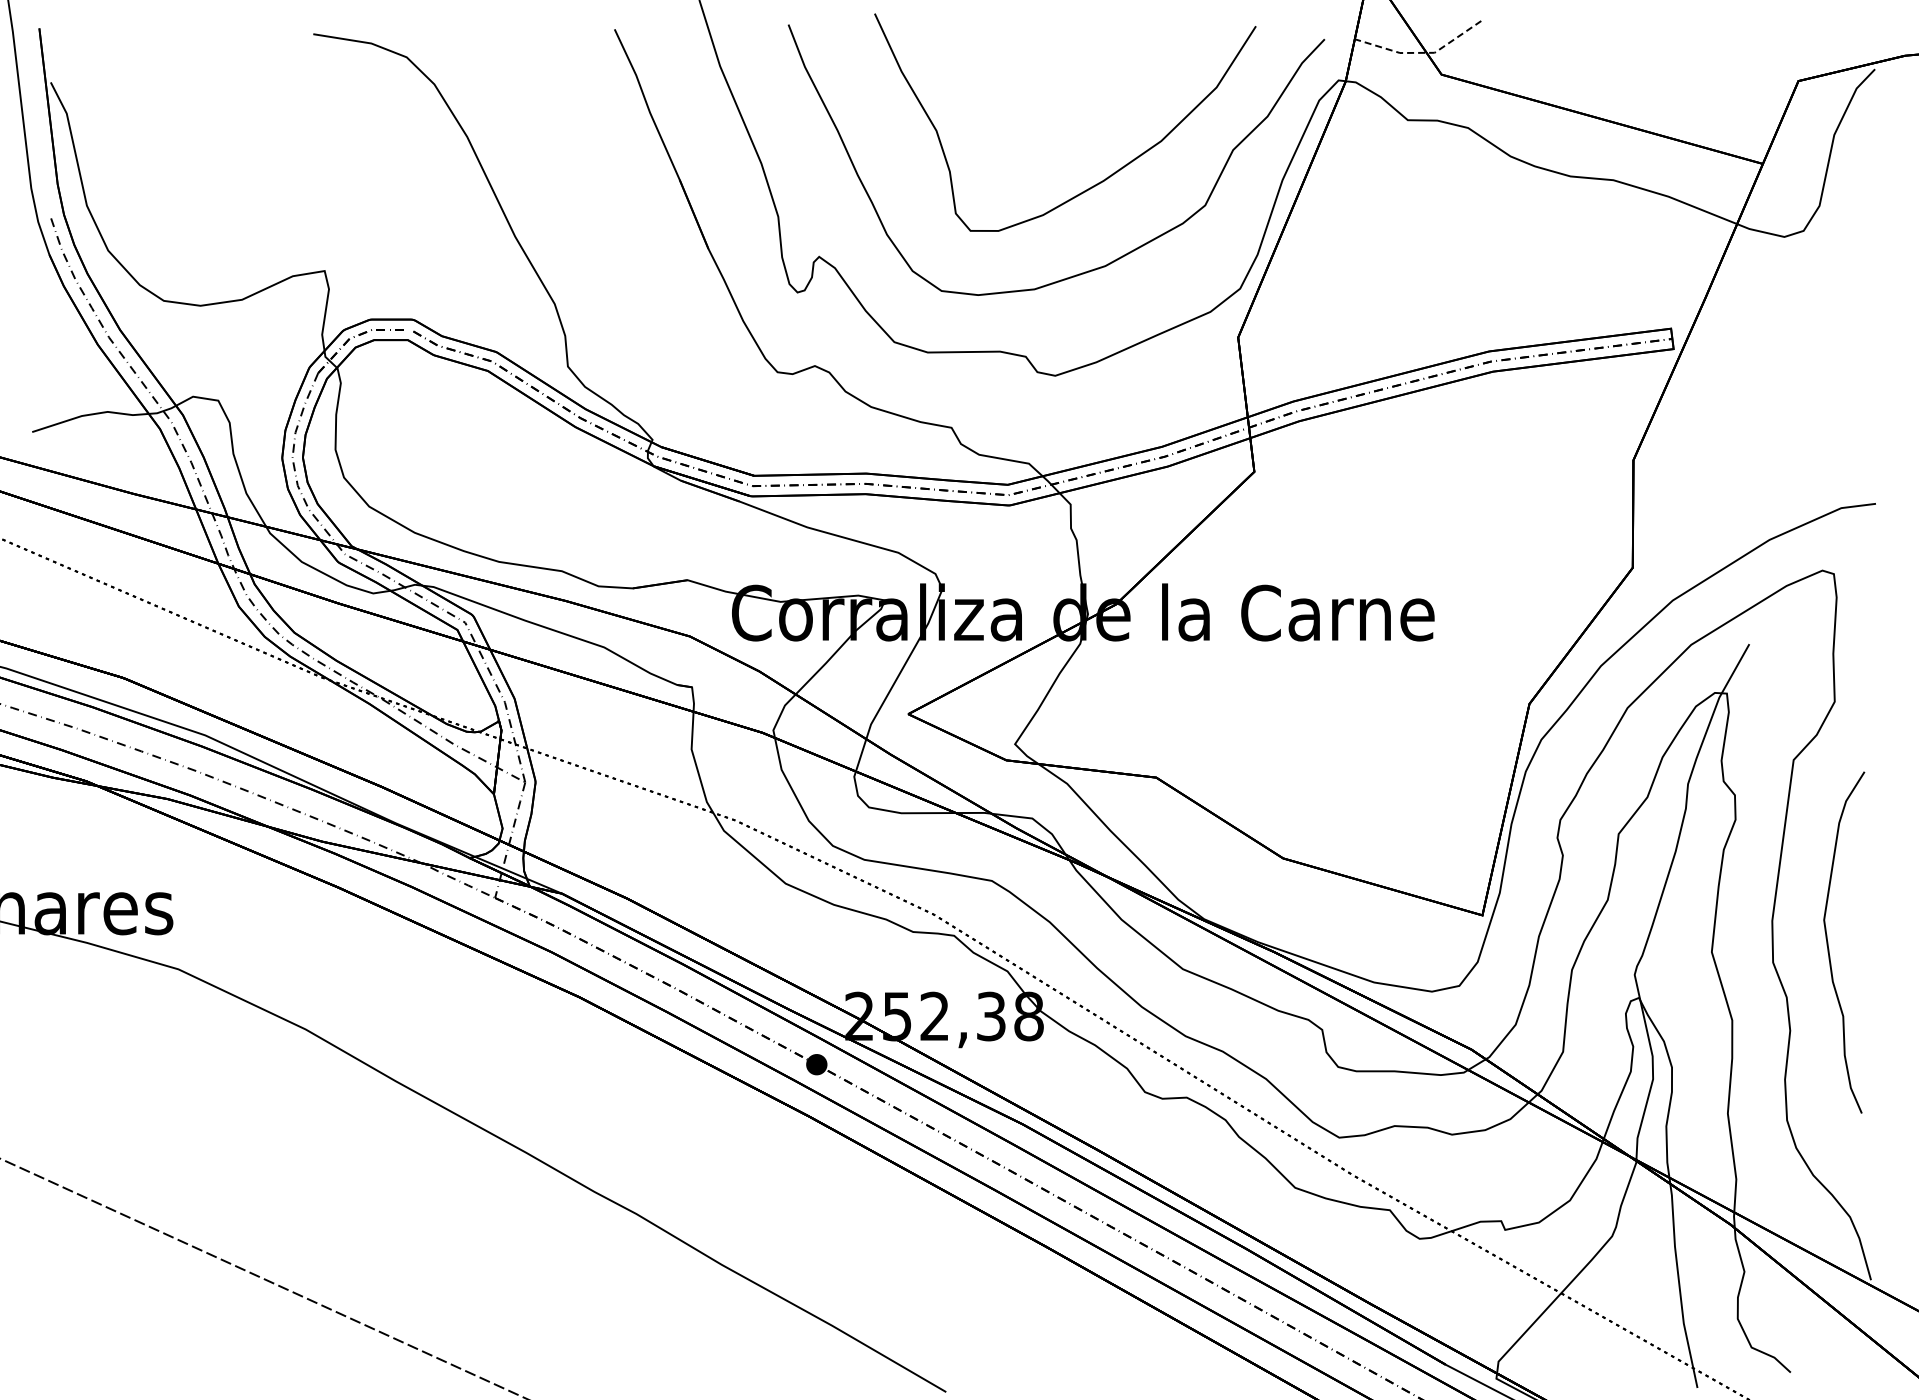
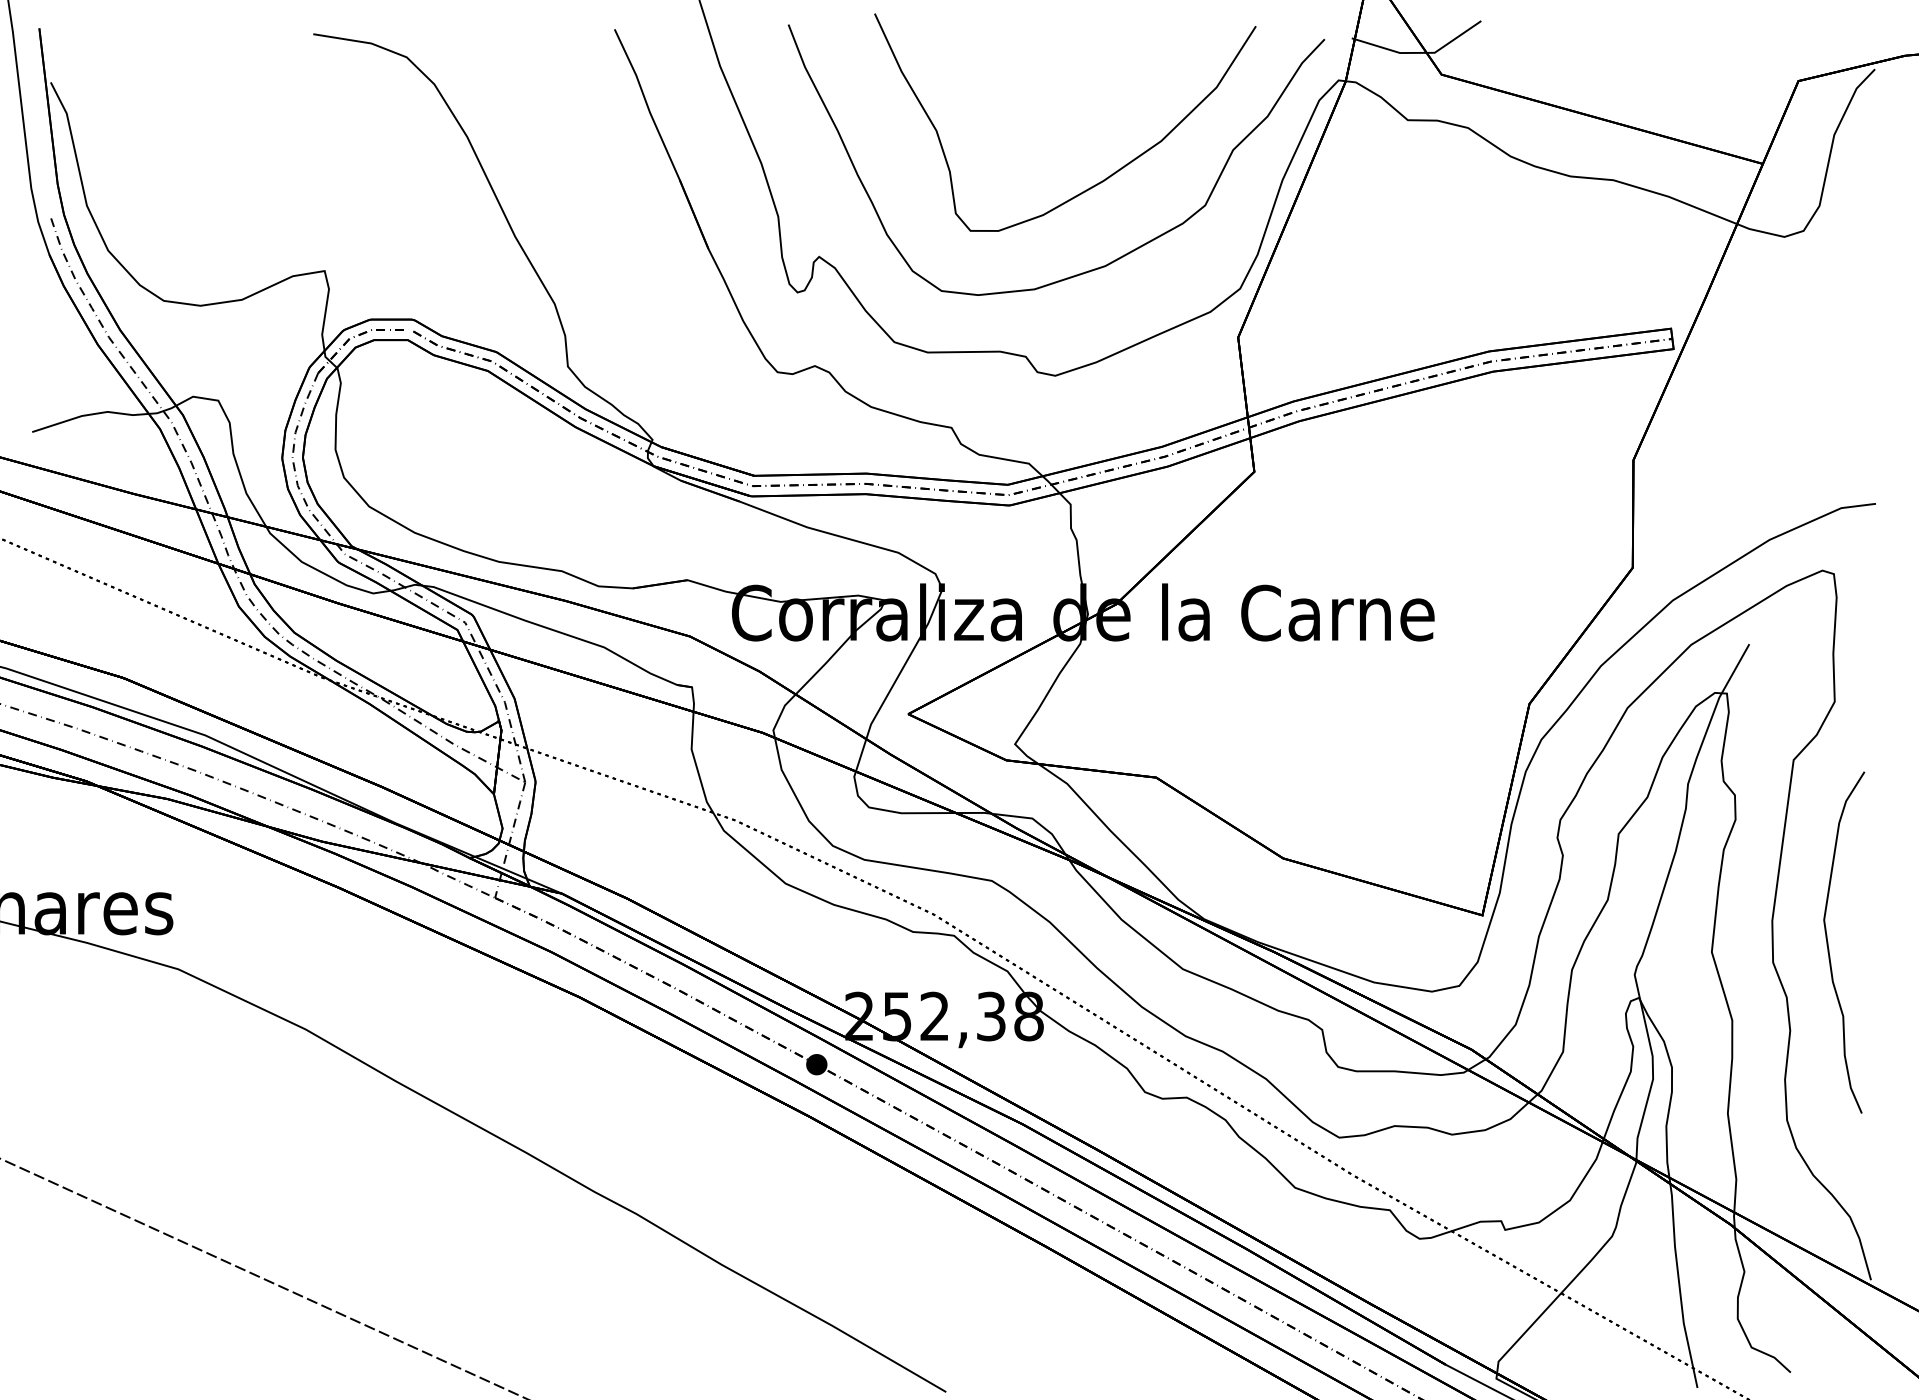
line: dashed -> solid (1419, 52)
